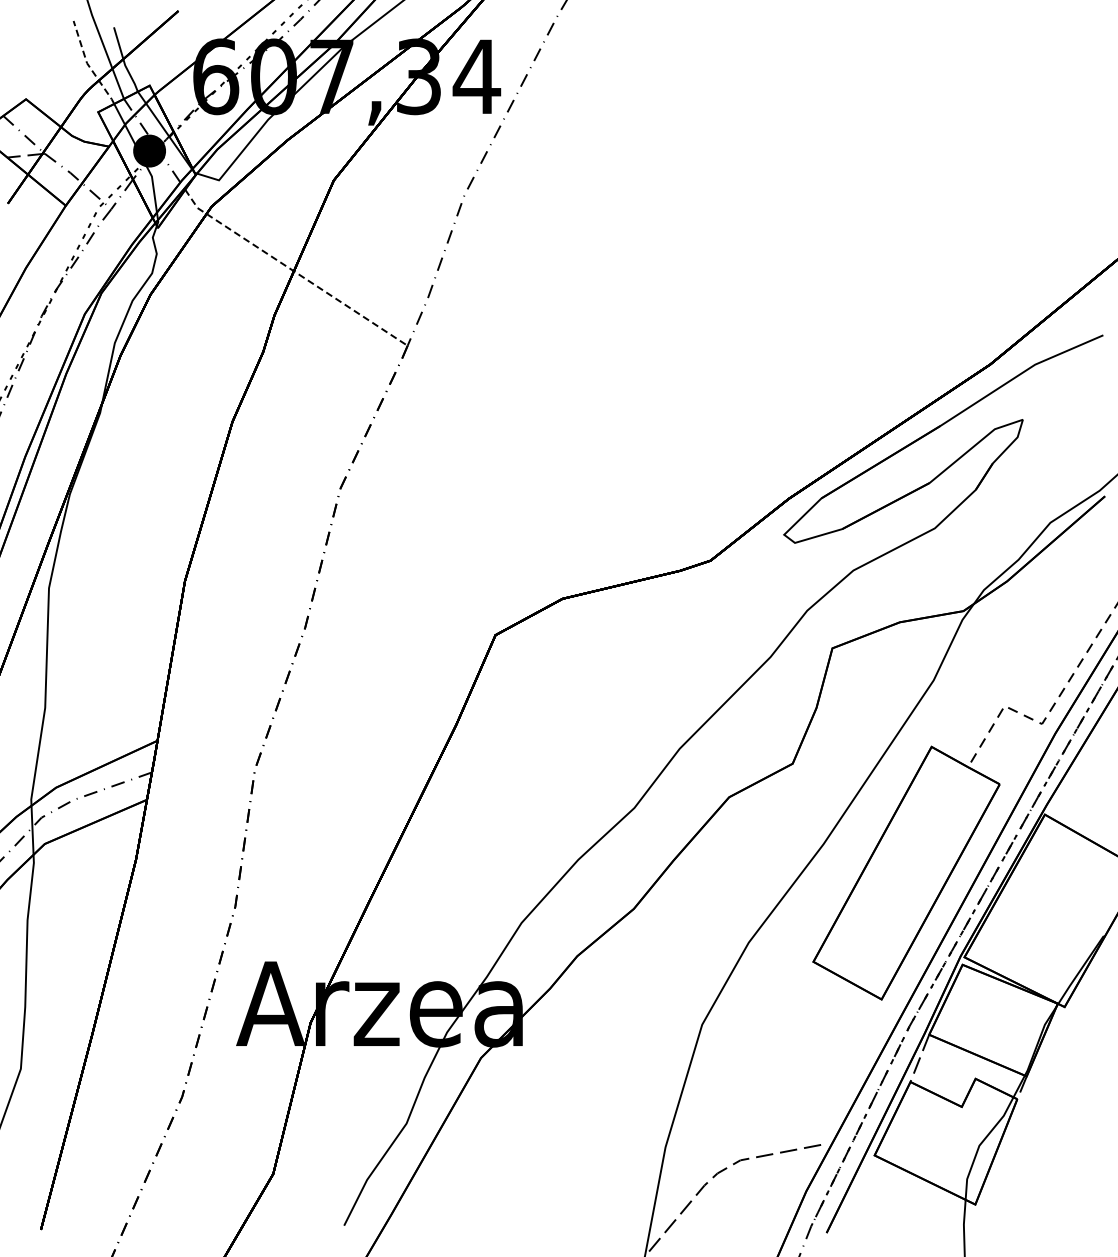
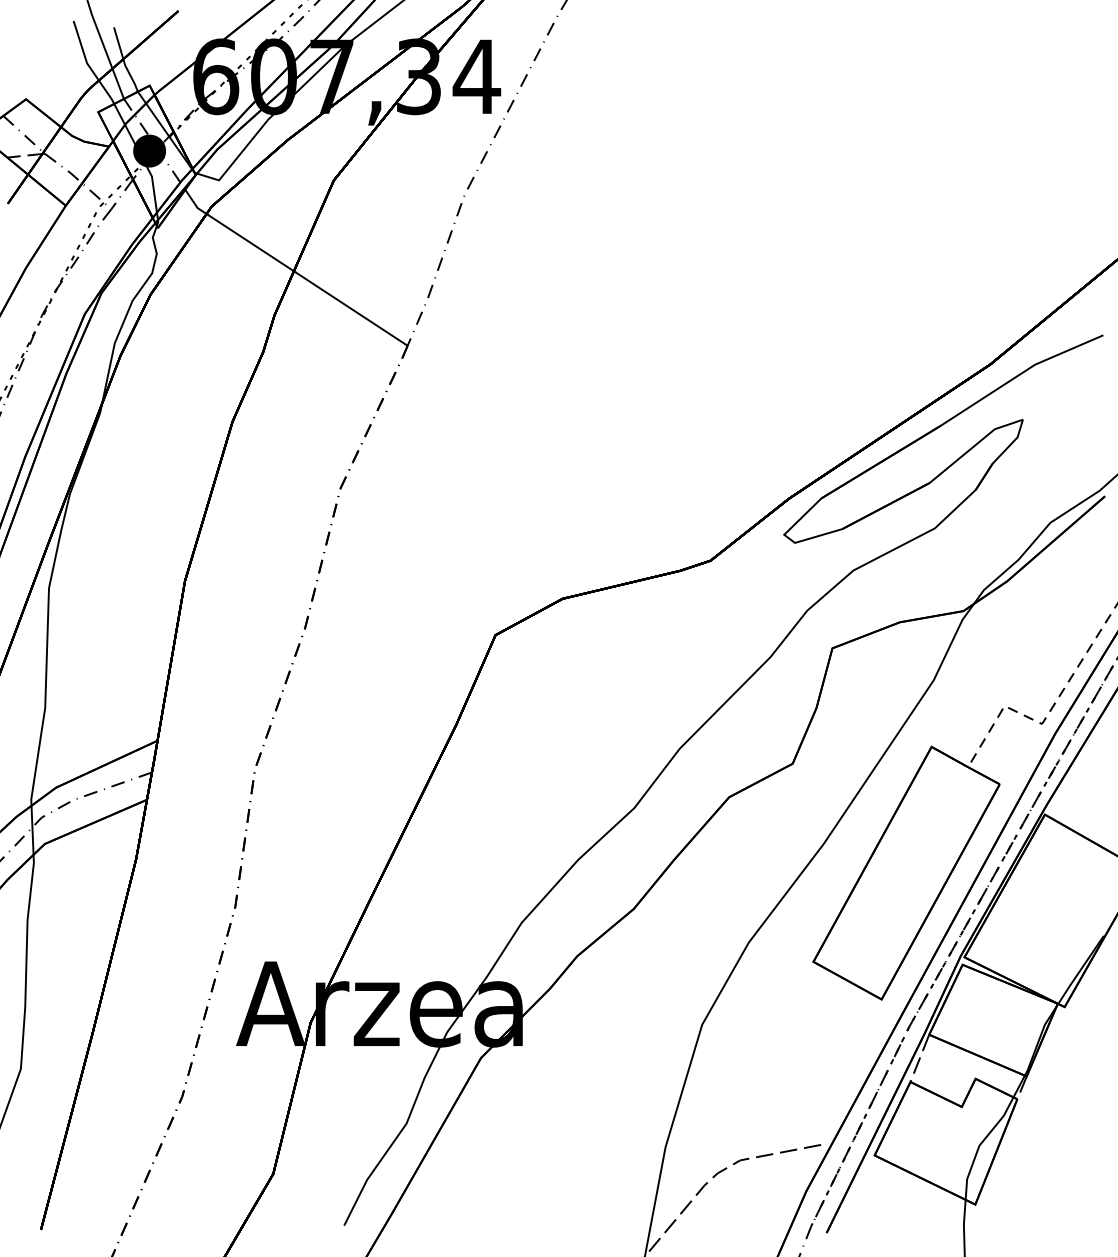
line: dashed -> solid (88, 64)
line: dashed -> solid (292, 270)
